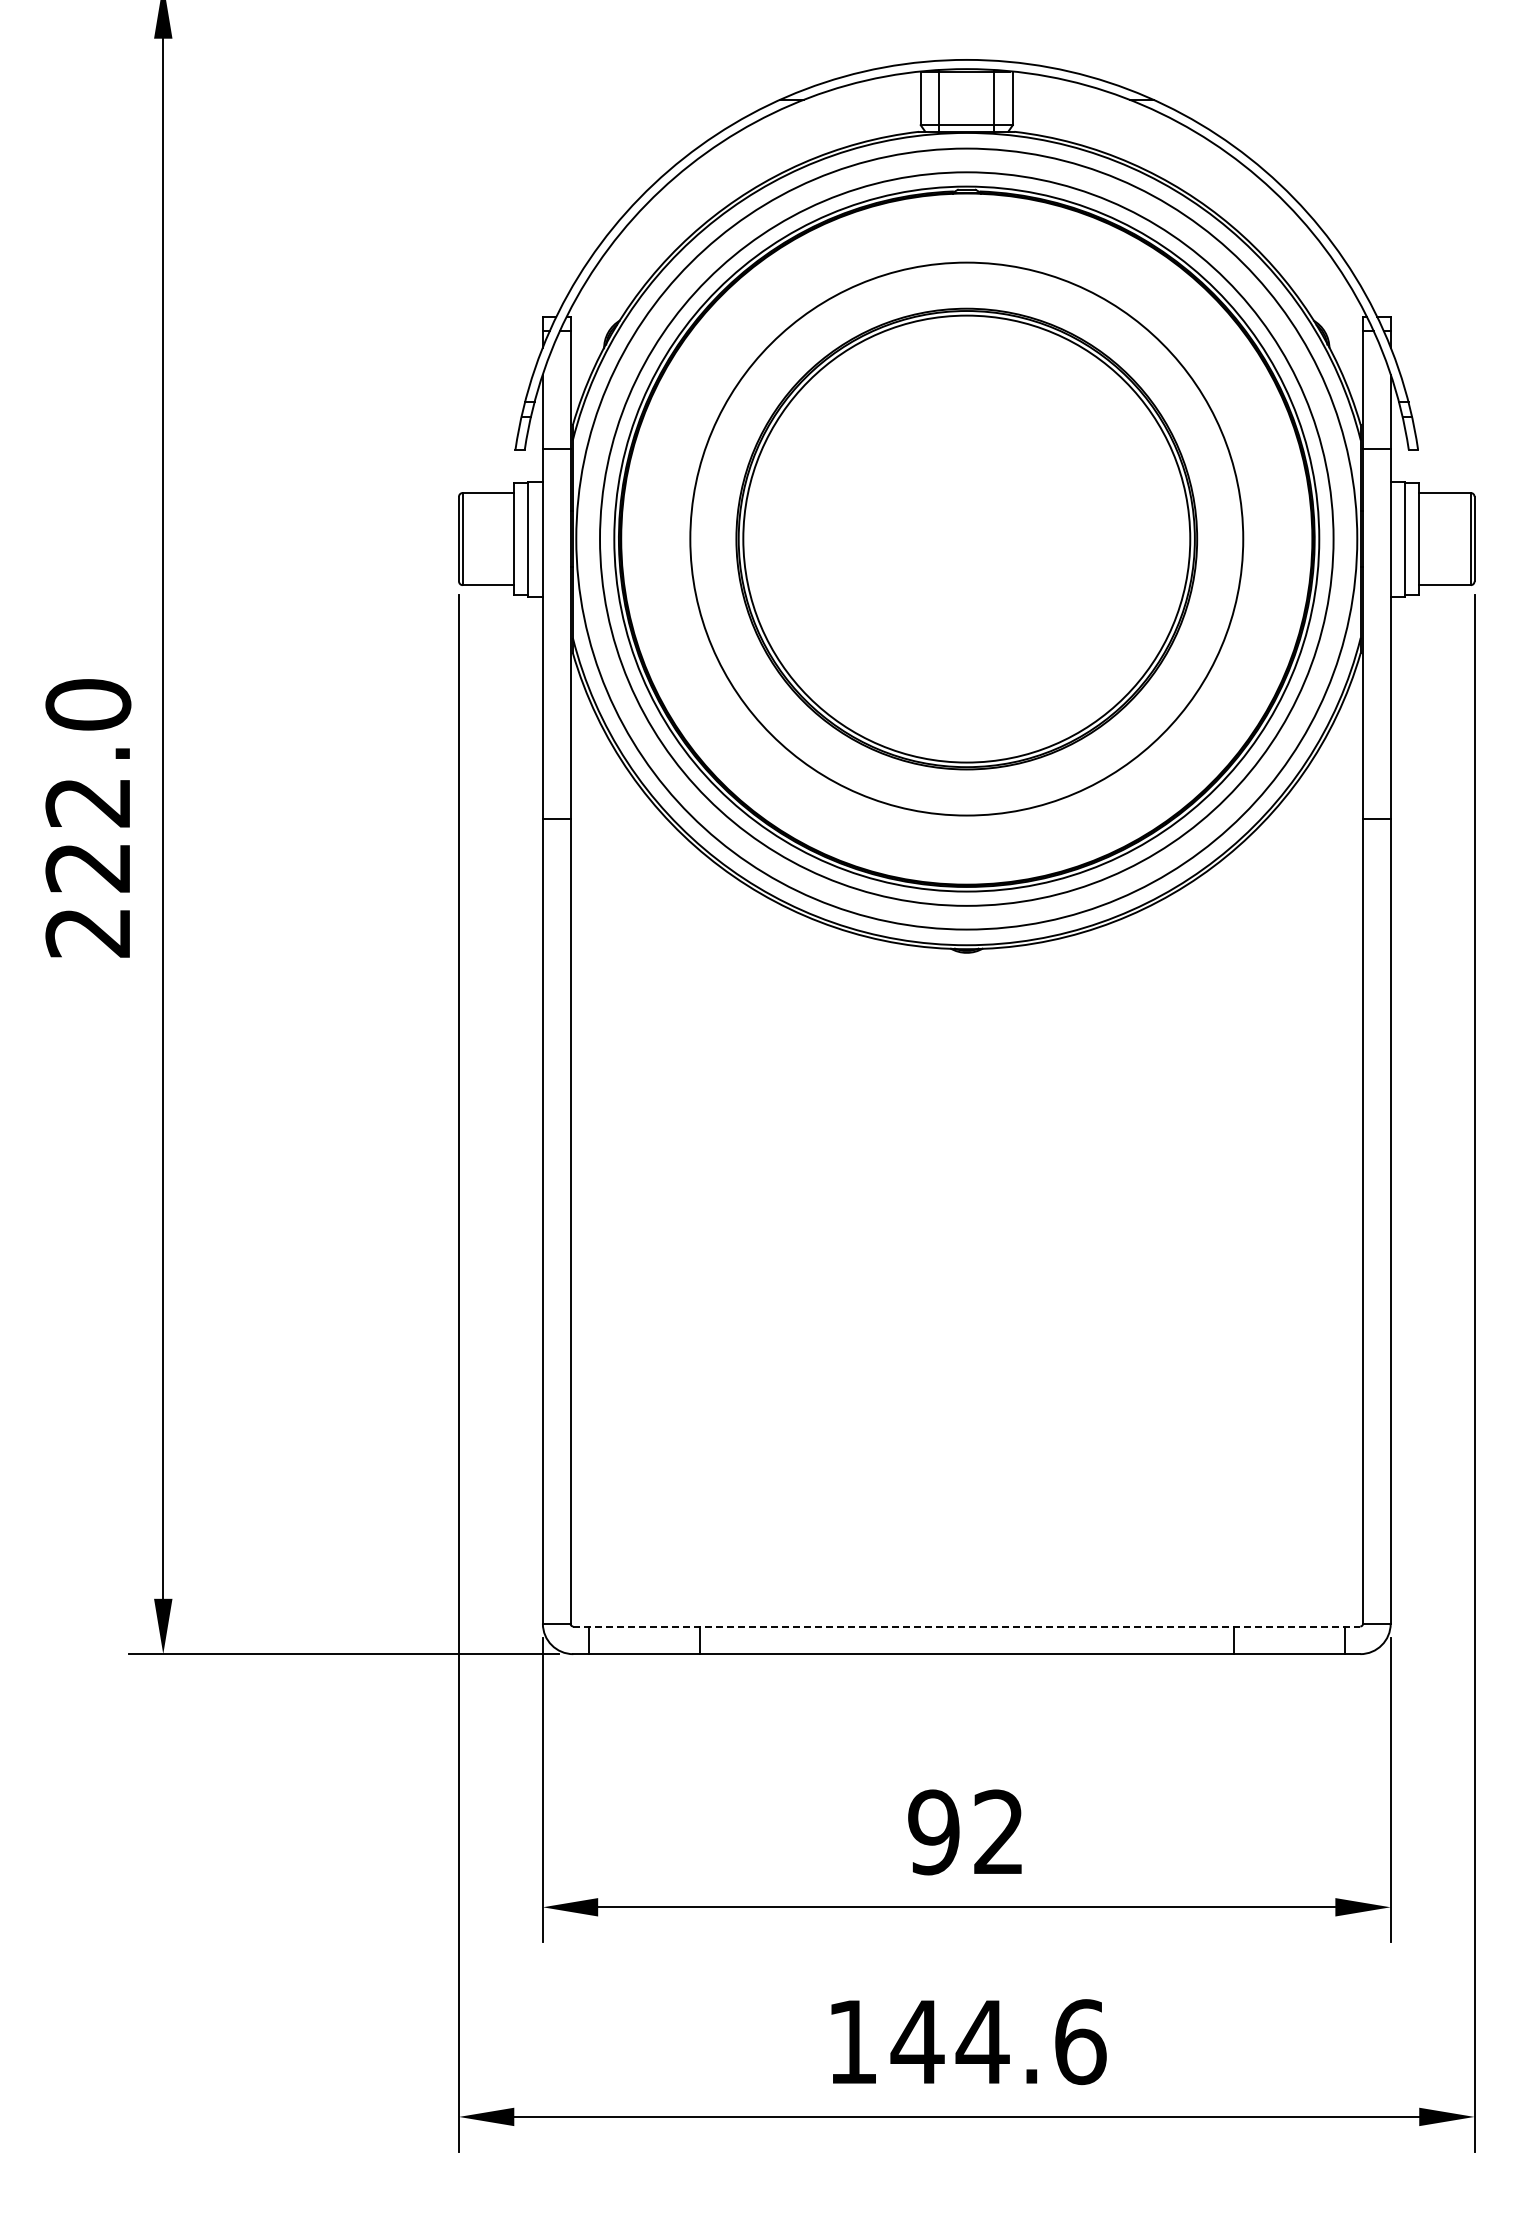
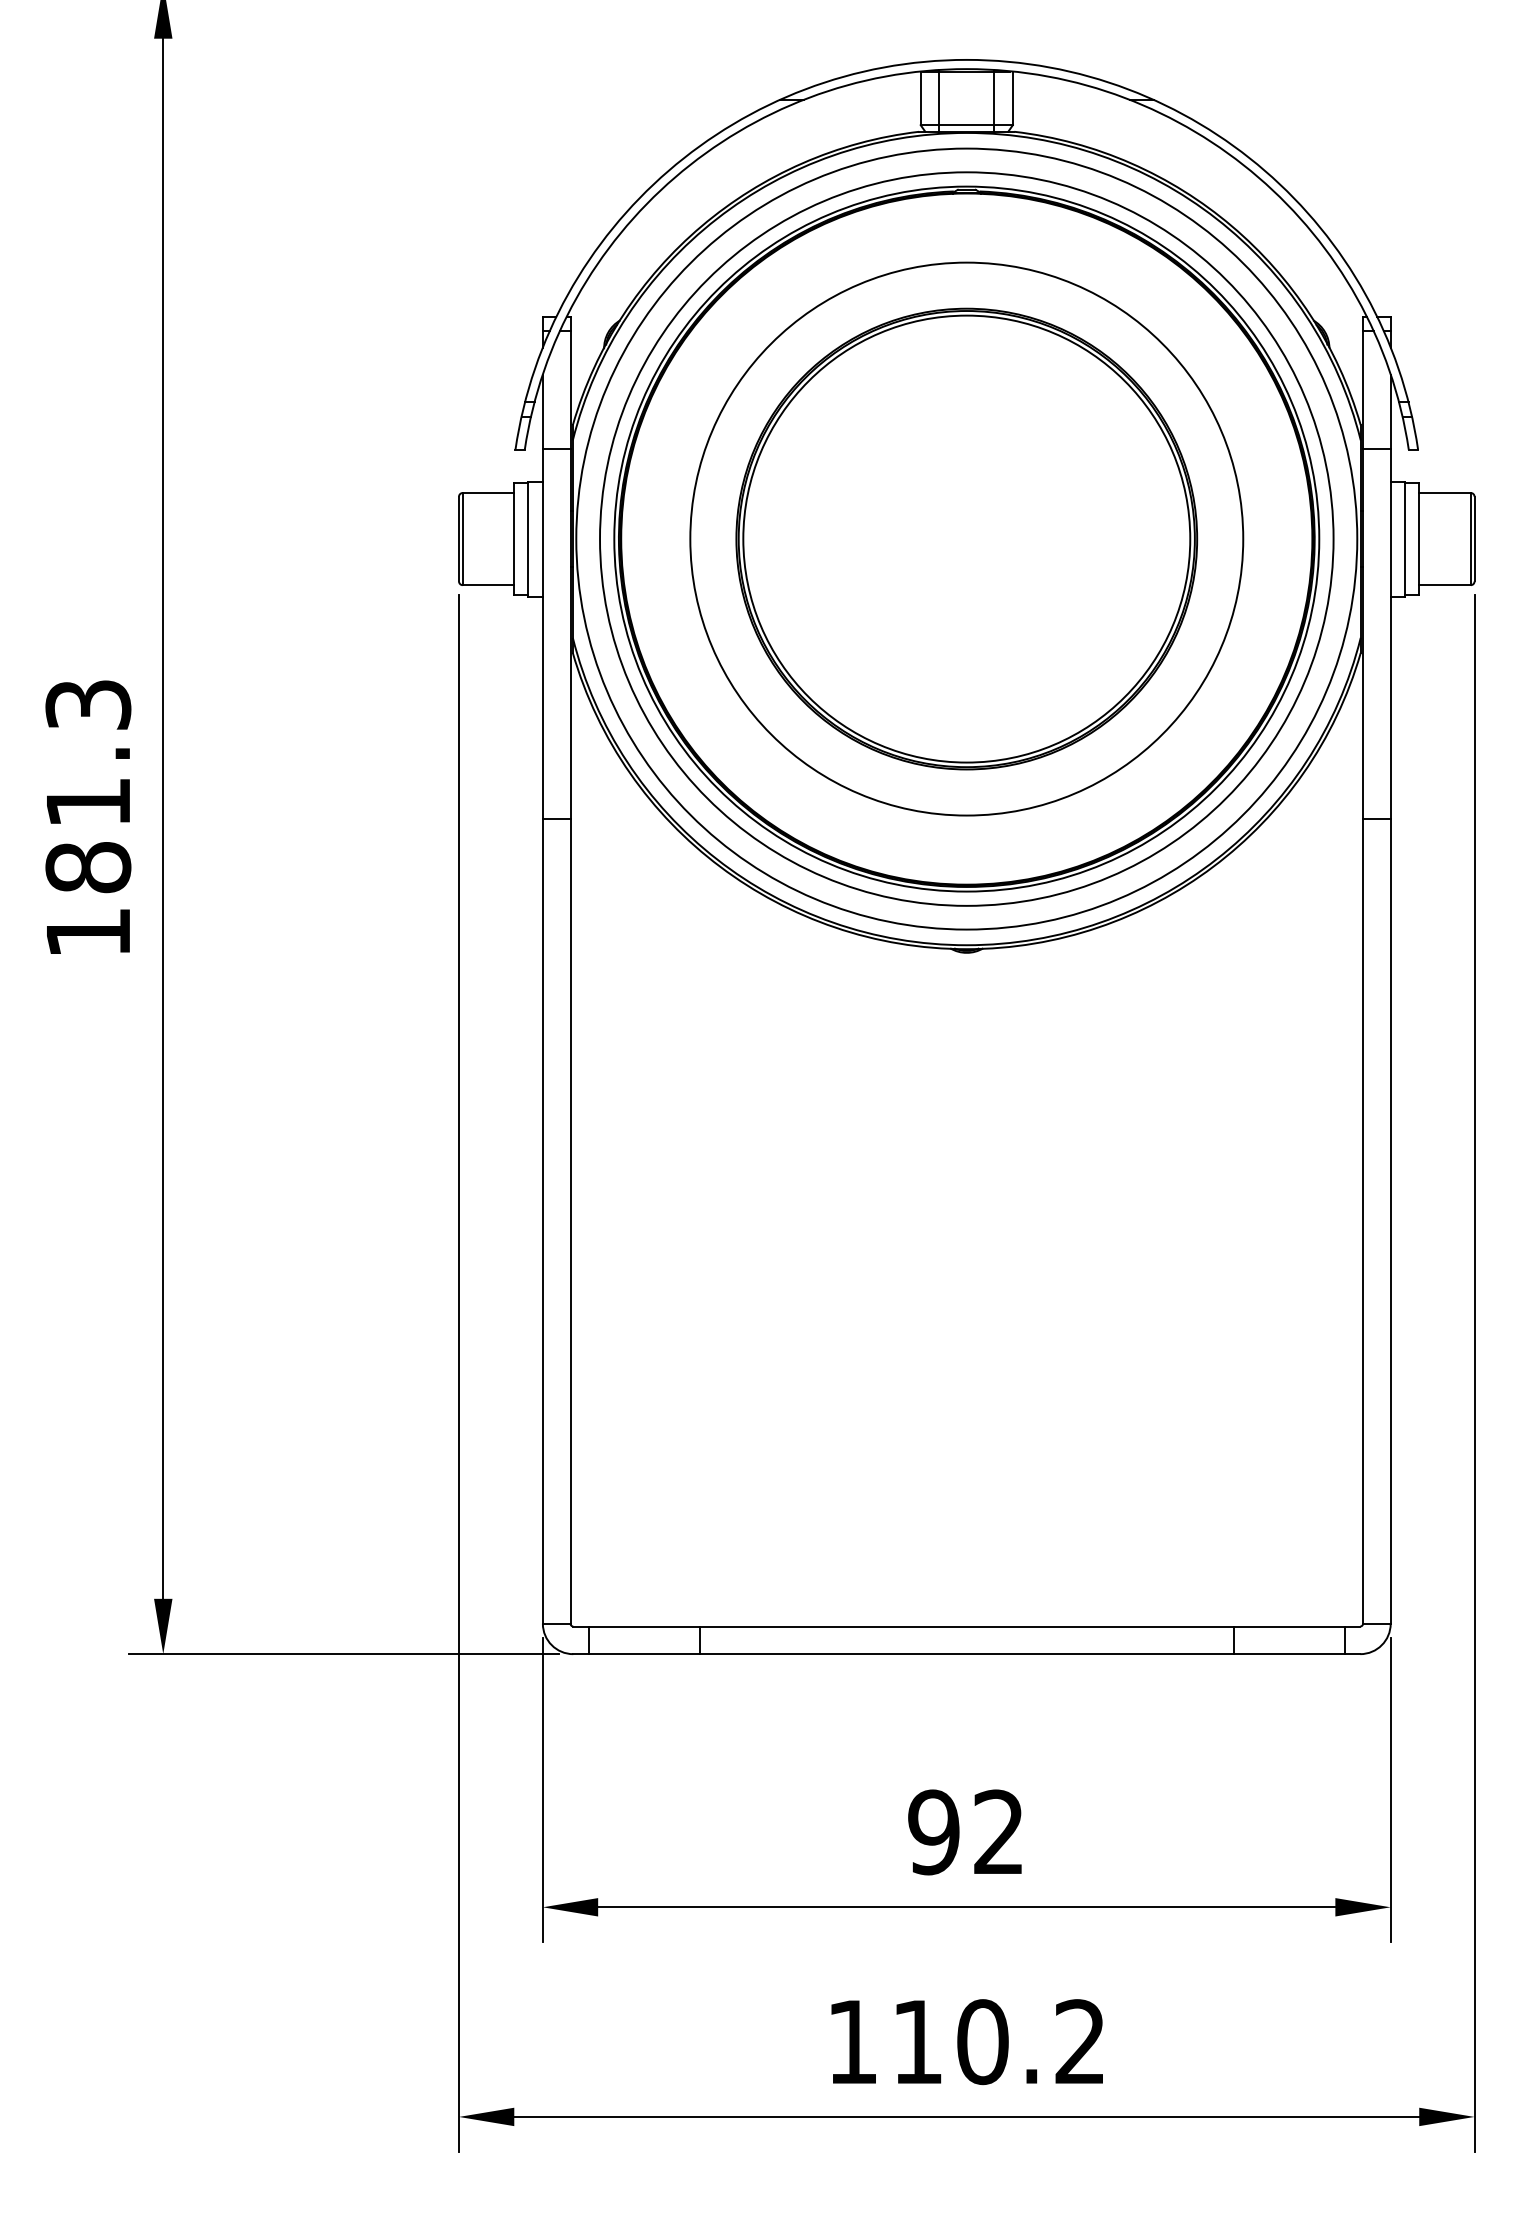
text: 222.0 -> 181.3 (88, 818)
line: dashed -> solid (967, 1626)
text: 144.6 -> 110.2 (998, 2042)
